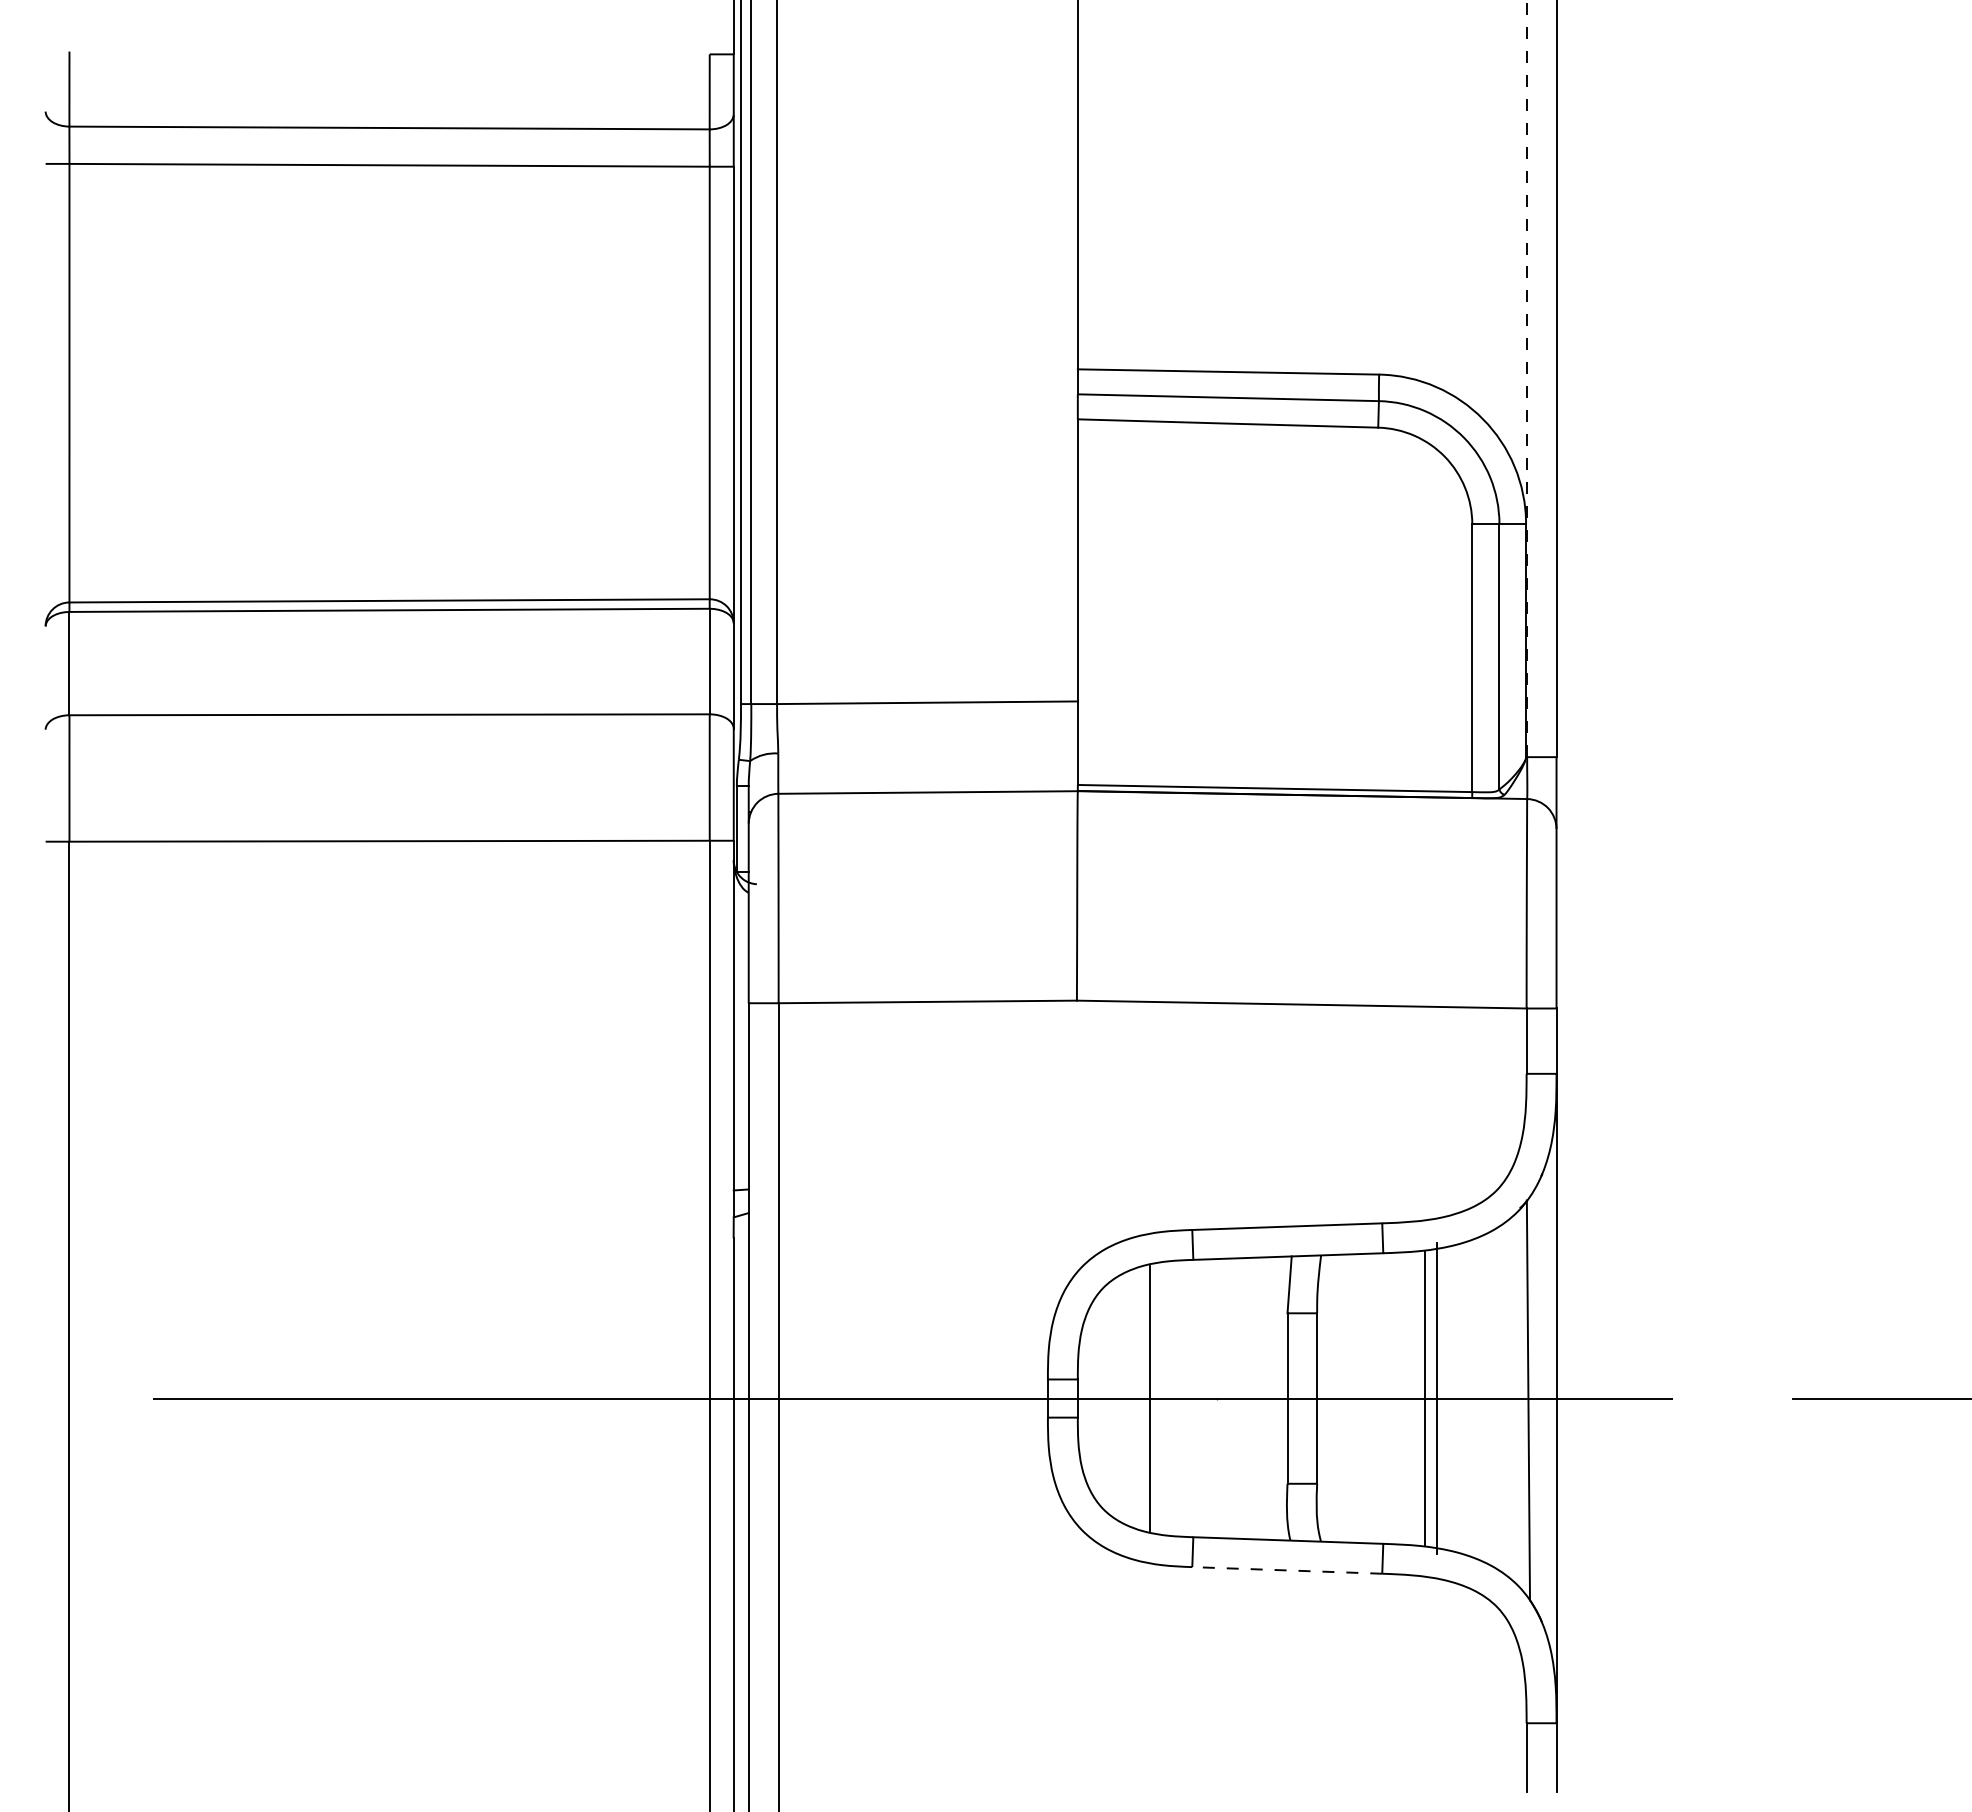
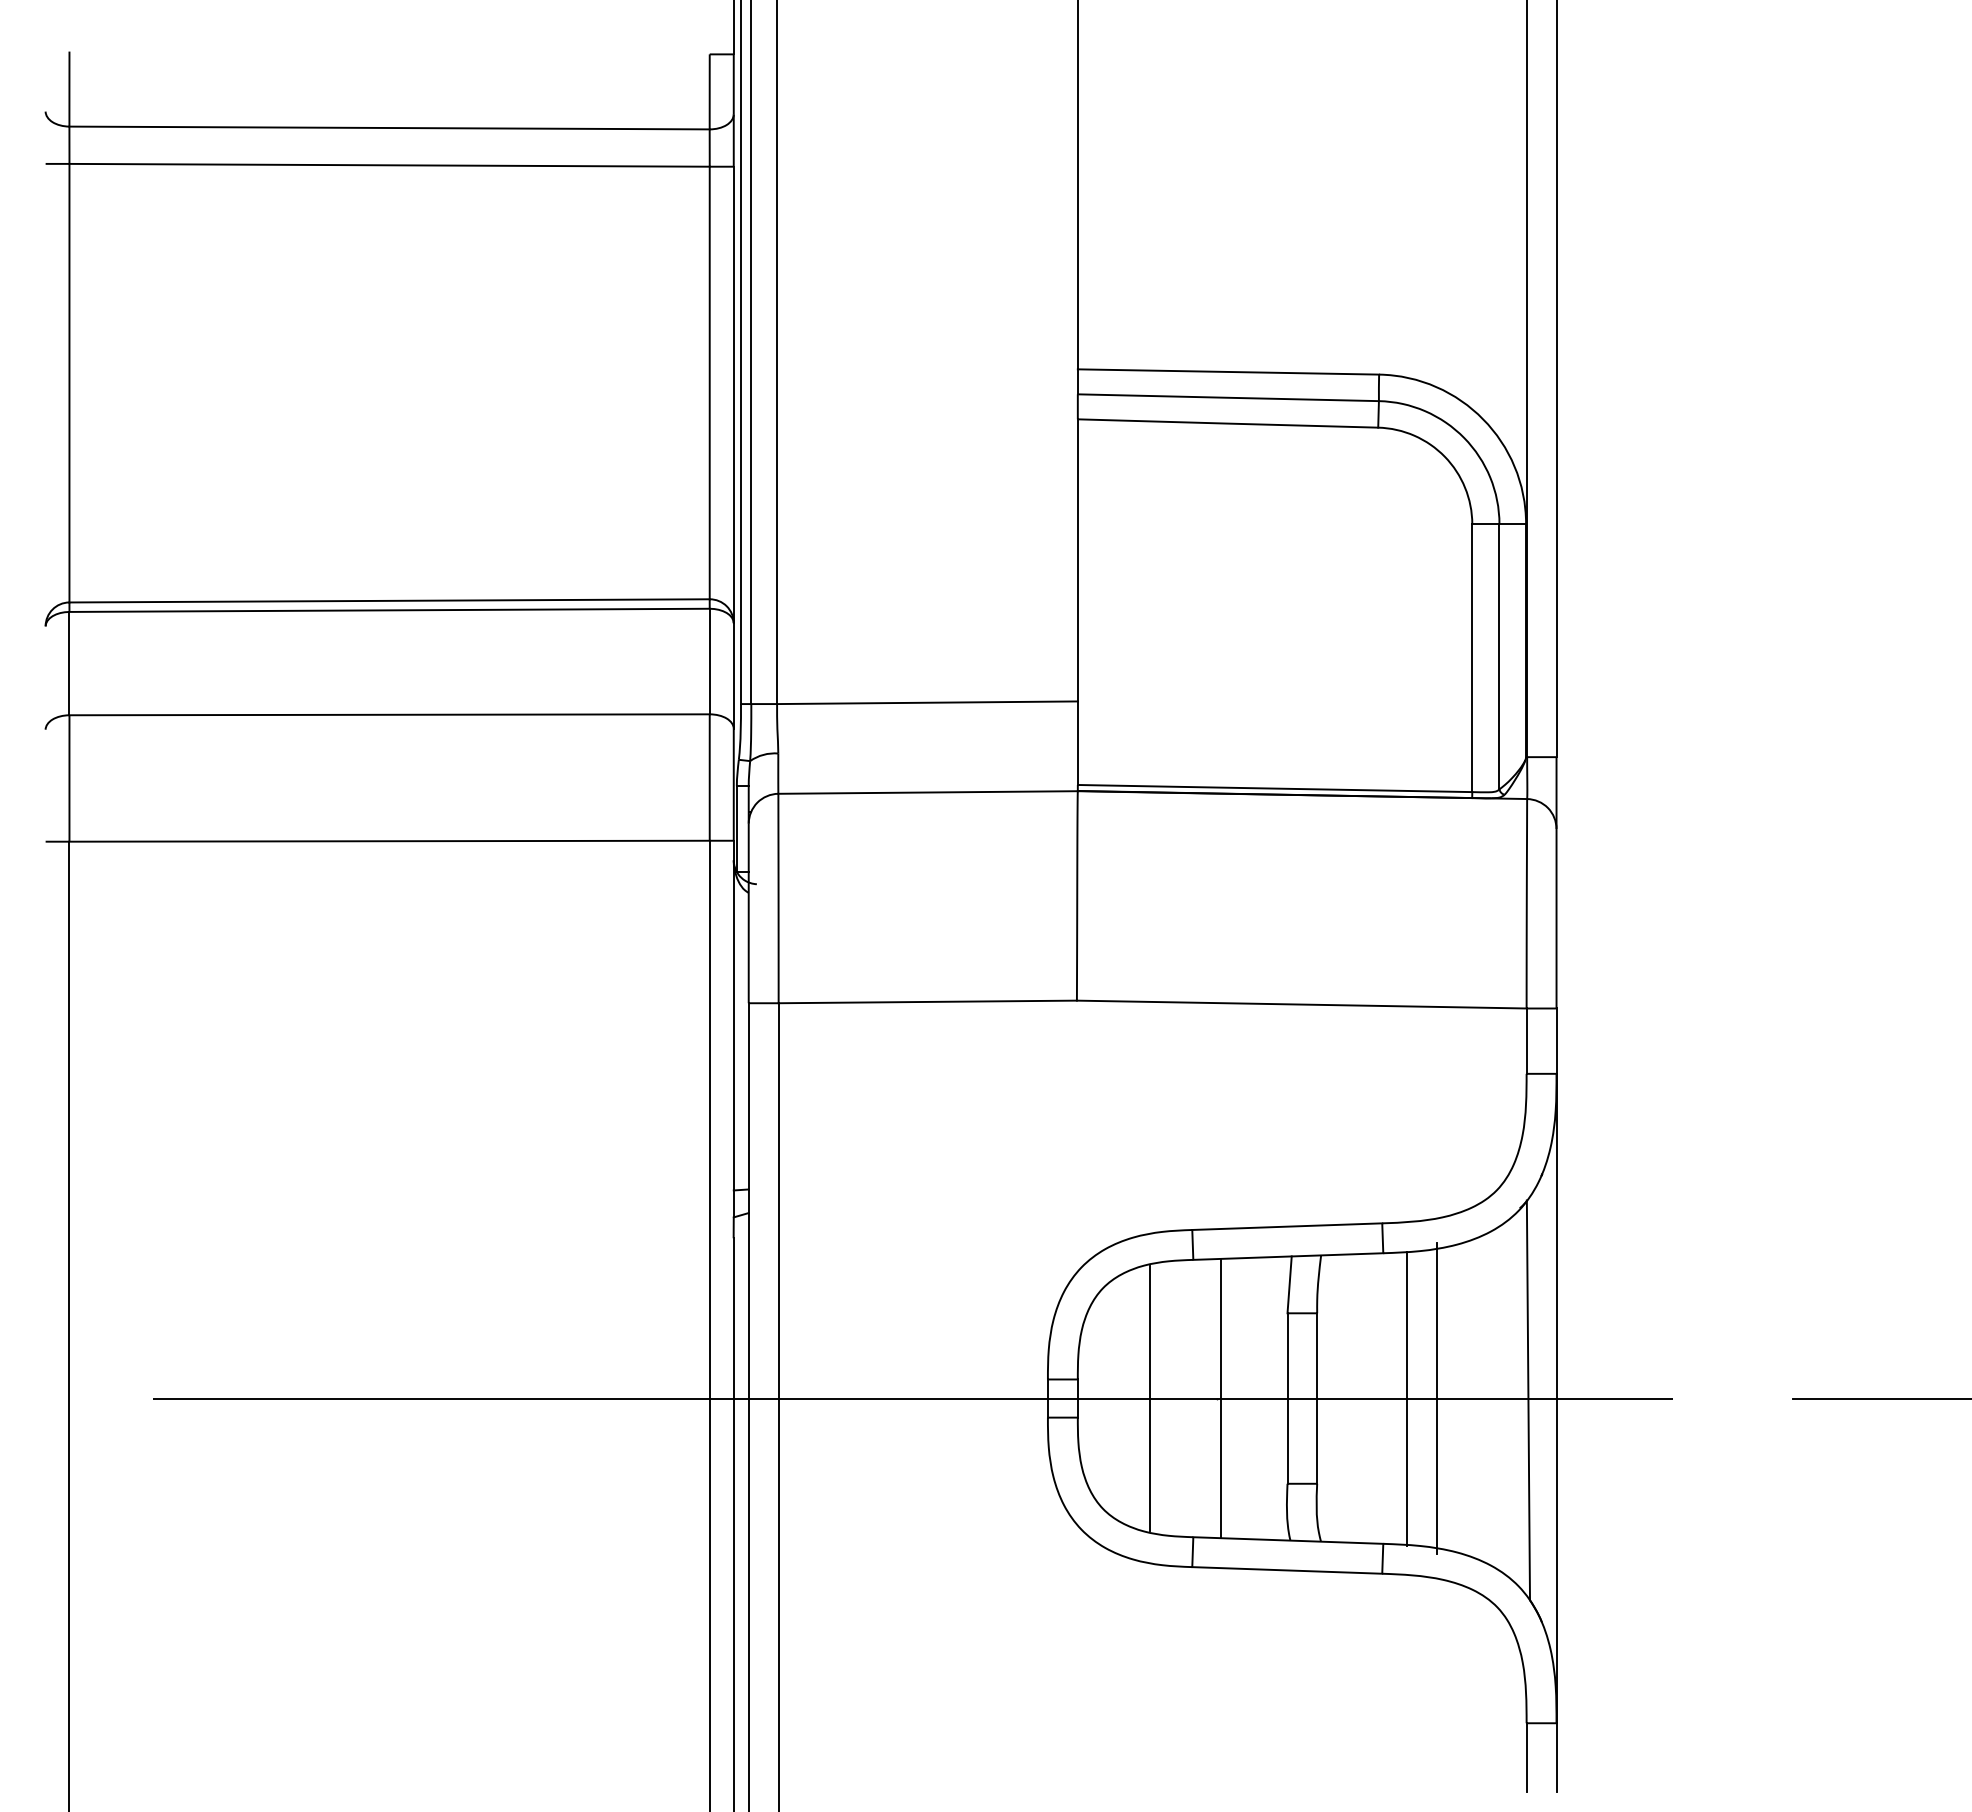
line: dashed -> solid (1527, 378)
line: none -> present (1220, 1398)
line position: (1425, 1399) -> (1407, 1399) (1407, 1399)
line: dashed -> solid (1286, 1570)
